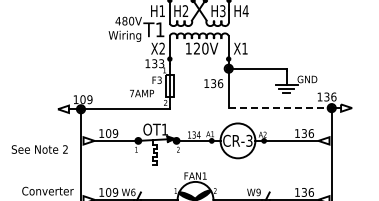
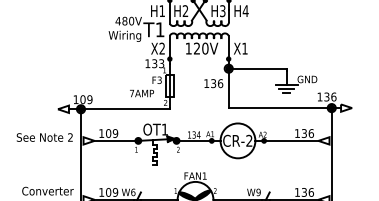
line: dashed -> solid (280, 108)
text: CR-3 -> CR-2 (249, 140)
text position: (39, 149) -> (44, 137) (44, 137)
